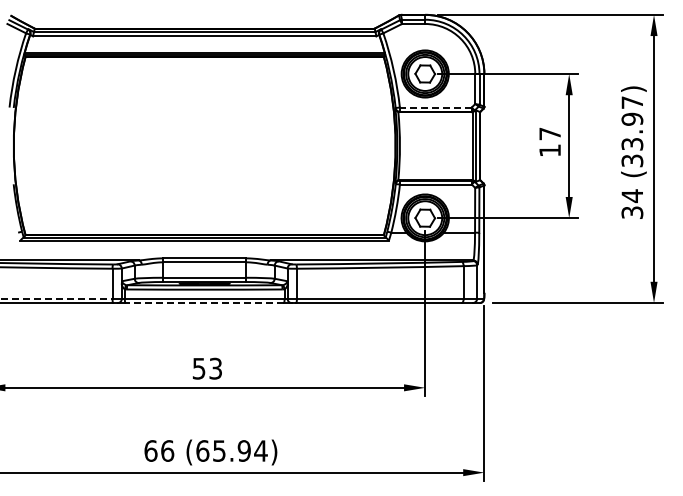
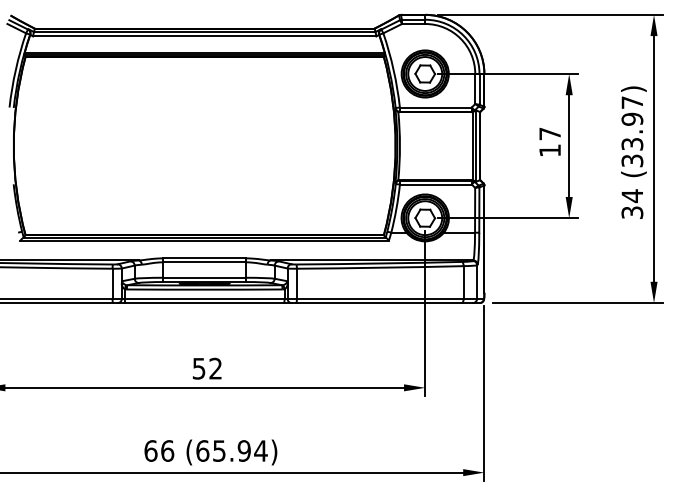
line: dashed -> solid (435, 107)
line: dashed -> solid (56, 298)
line: dashed -> solid (204, 303)
text: 53 -> 52 (215, 368)
